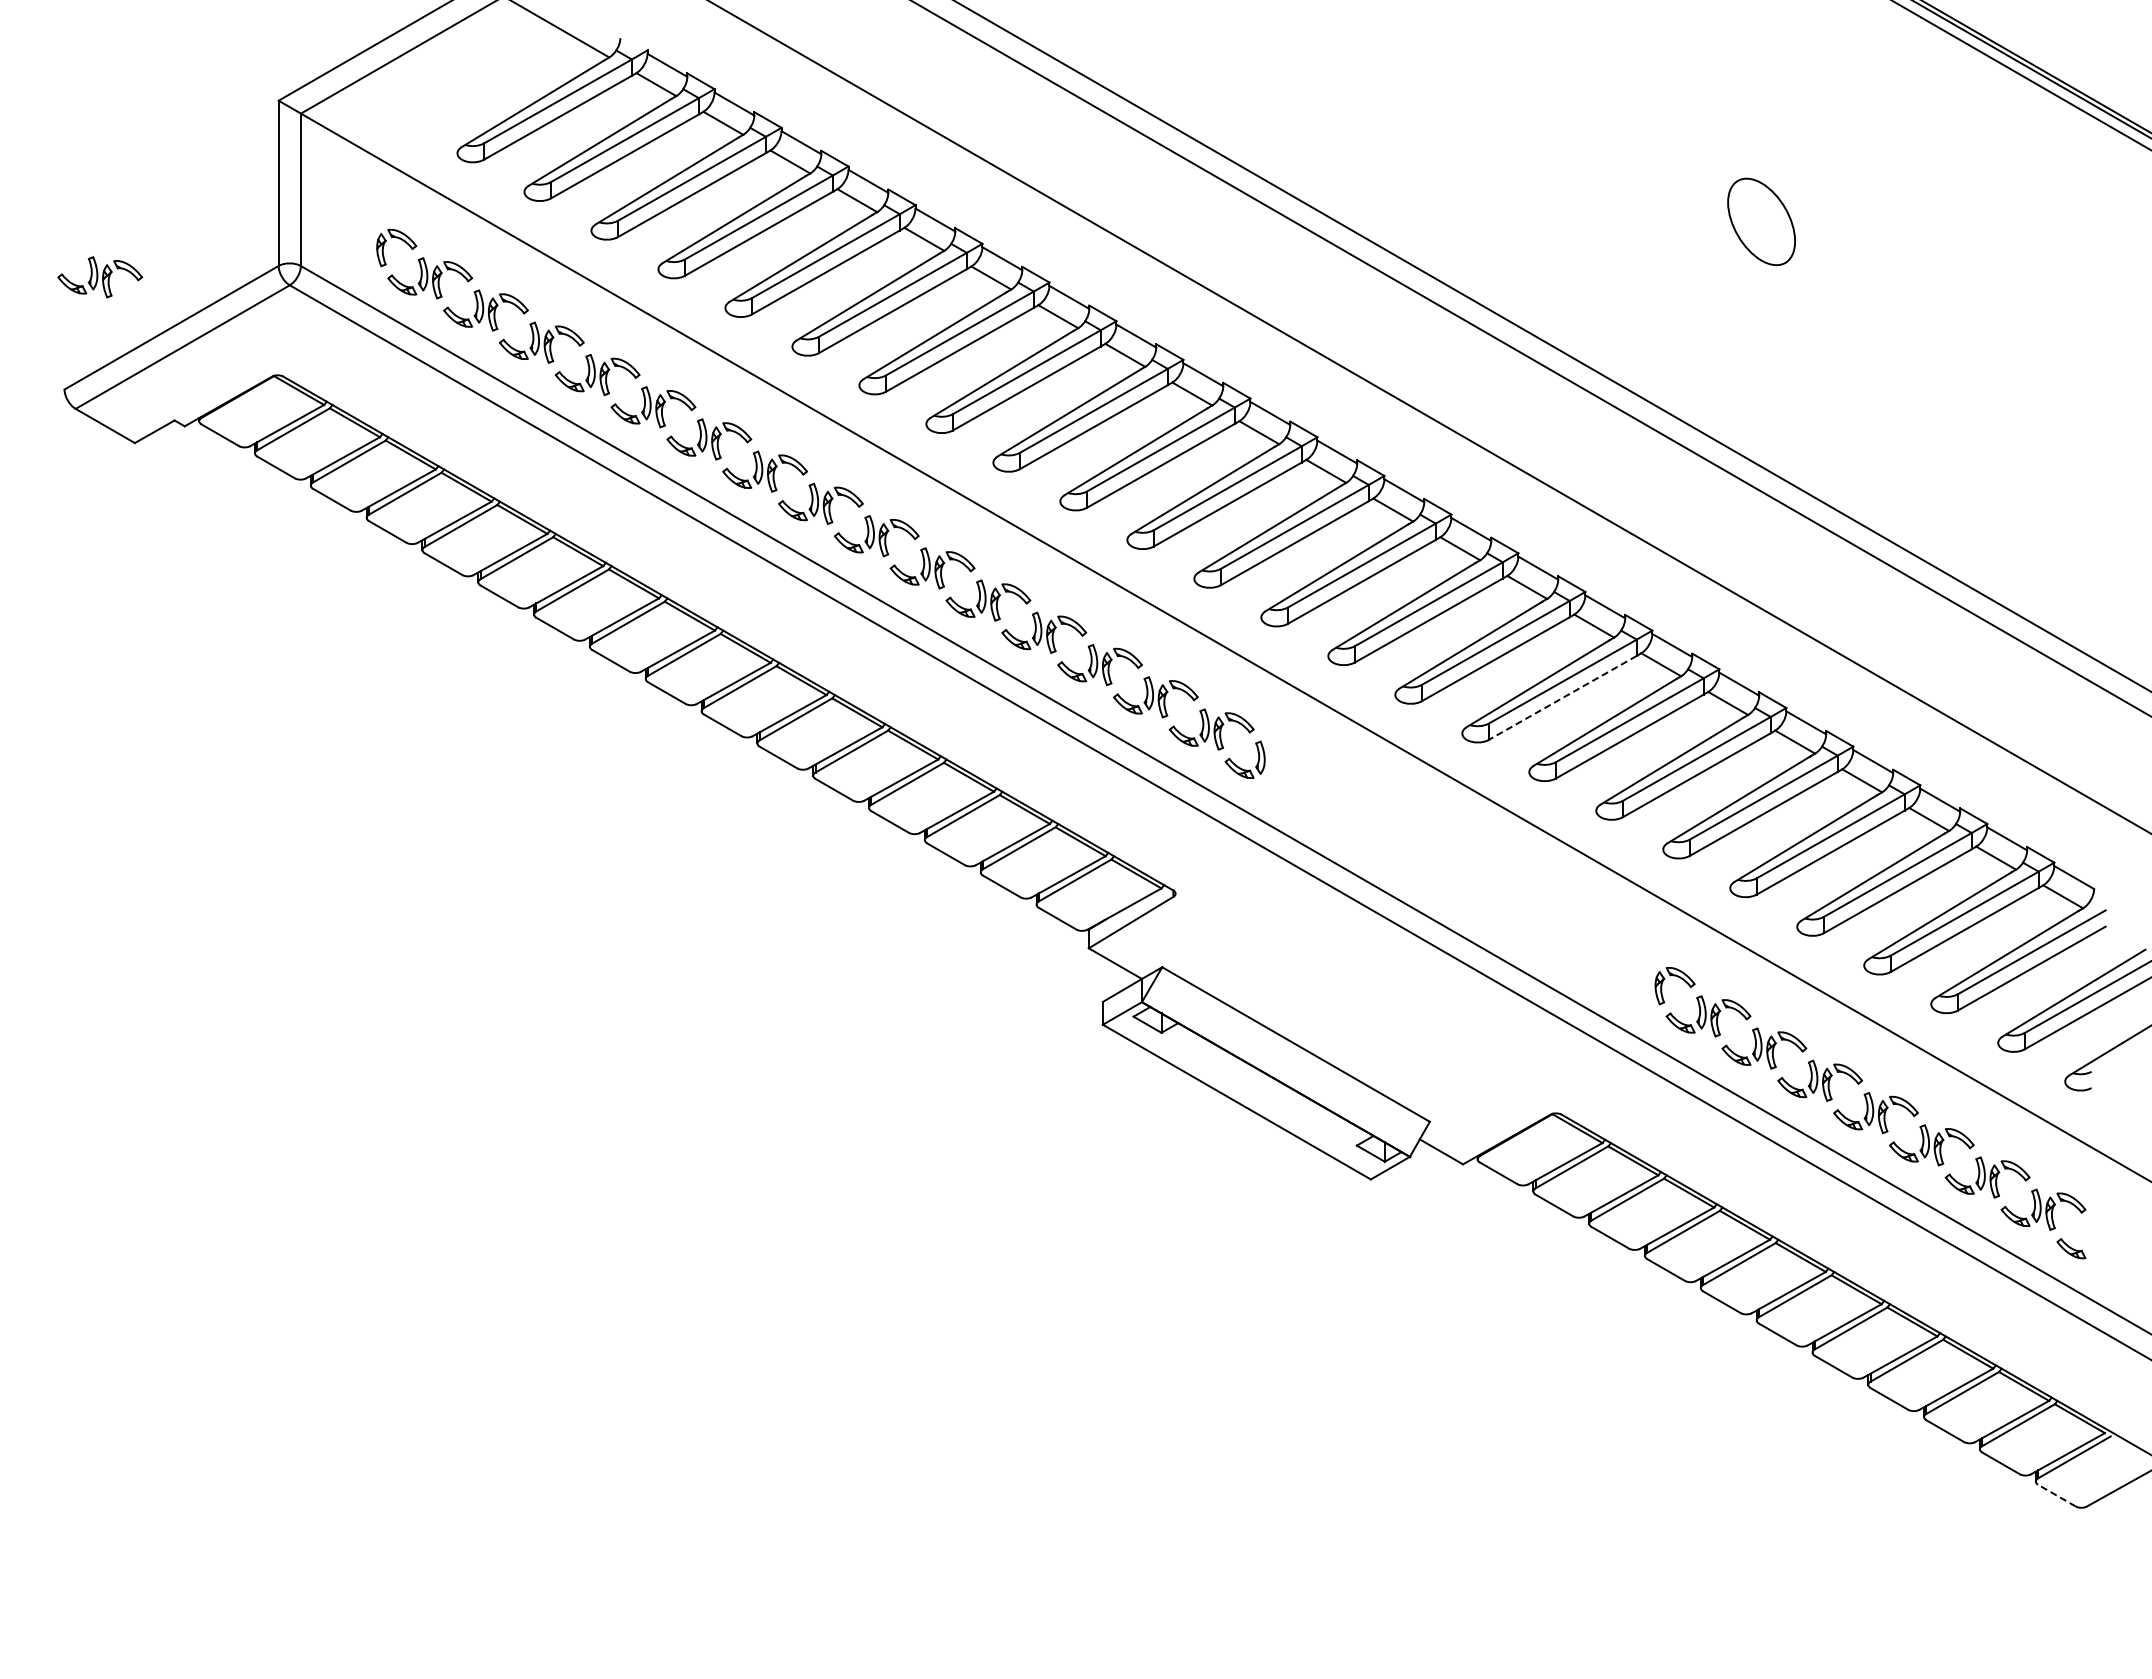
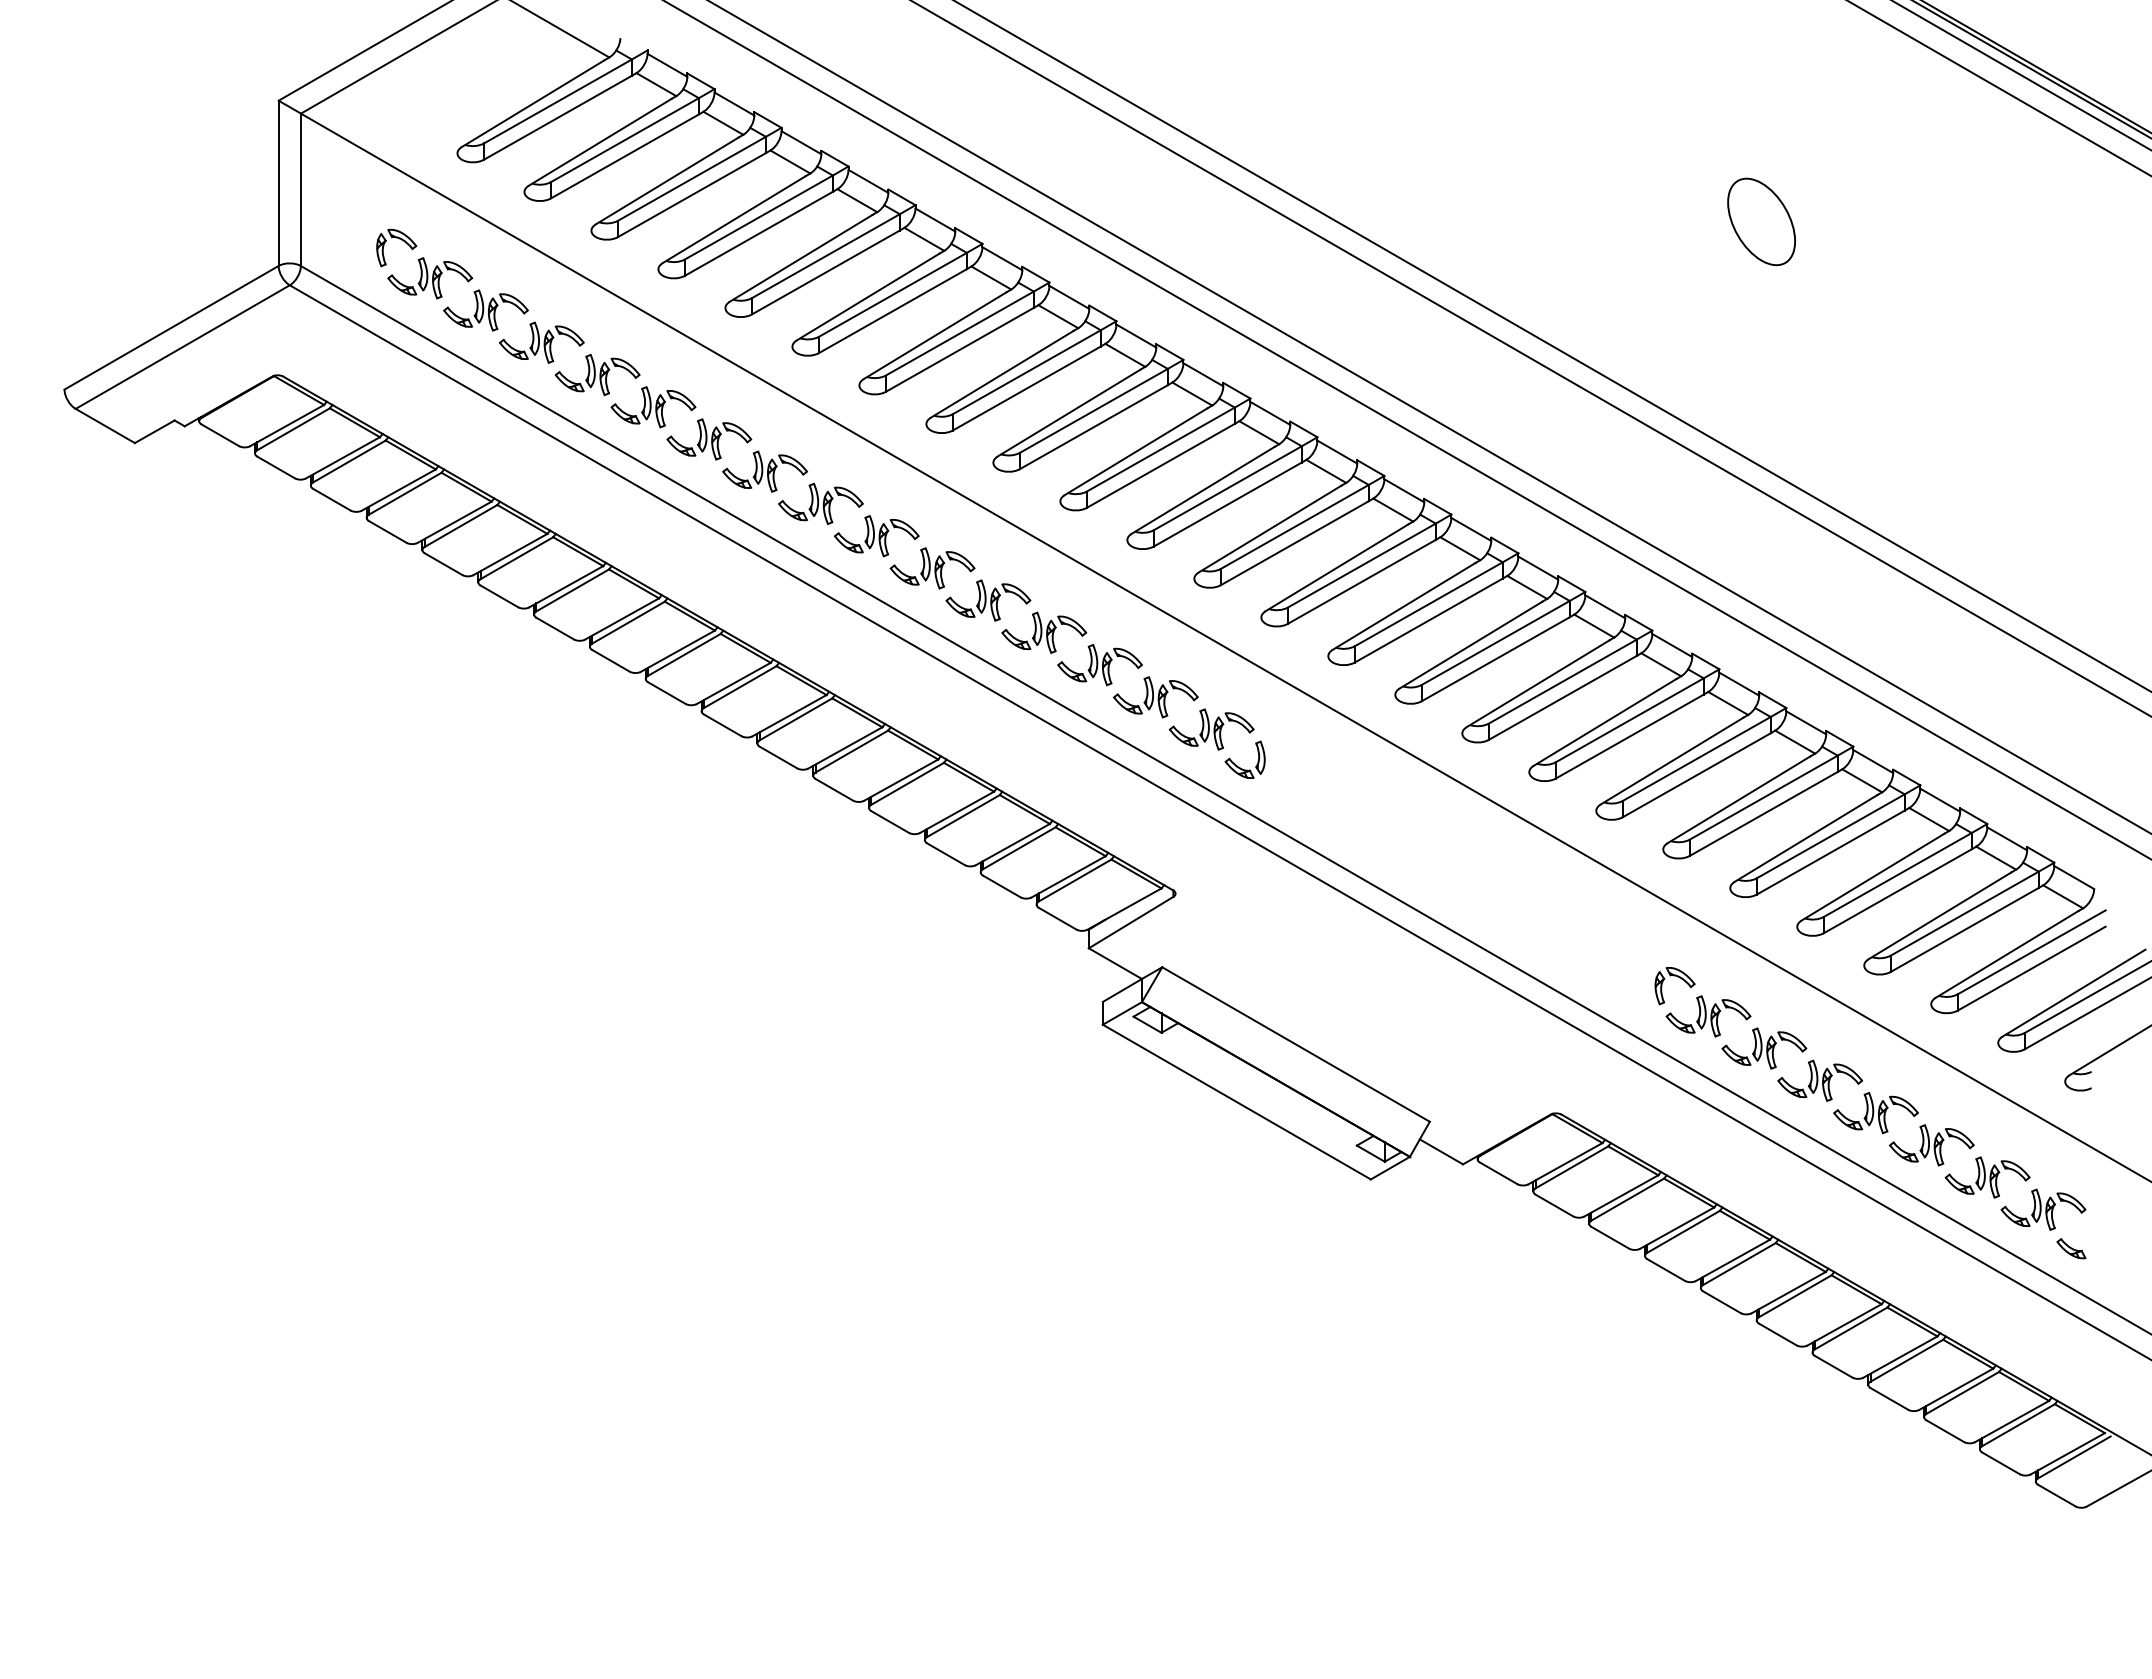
line: none -> present (1999, 88)
part: present -> none (100, 277)
line: none -> present (1407, 430)
line: dashed -> solid (1562, 698)
line: dashed -> solid (2056, 1495)
